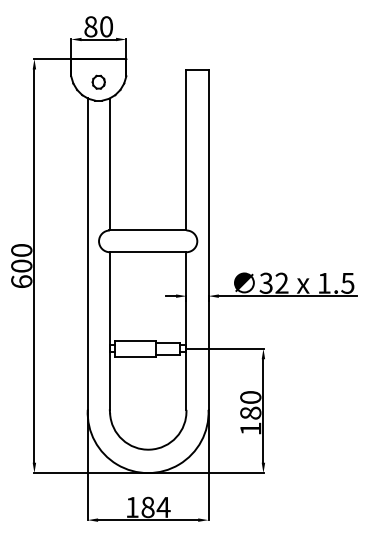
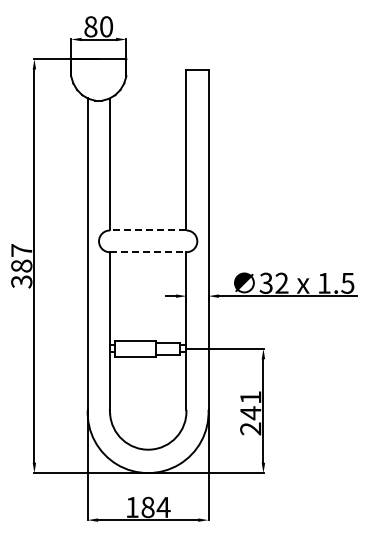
part: present -> none (98, 81)
line: solid -> dashed (147, 230)
line: solid -> dashed (148, 252)
text: 600 -> 387 (21, 266)
text: 180 -> 241 (250, 413)
